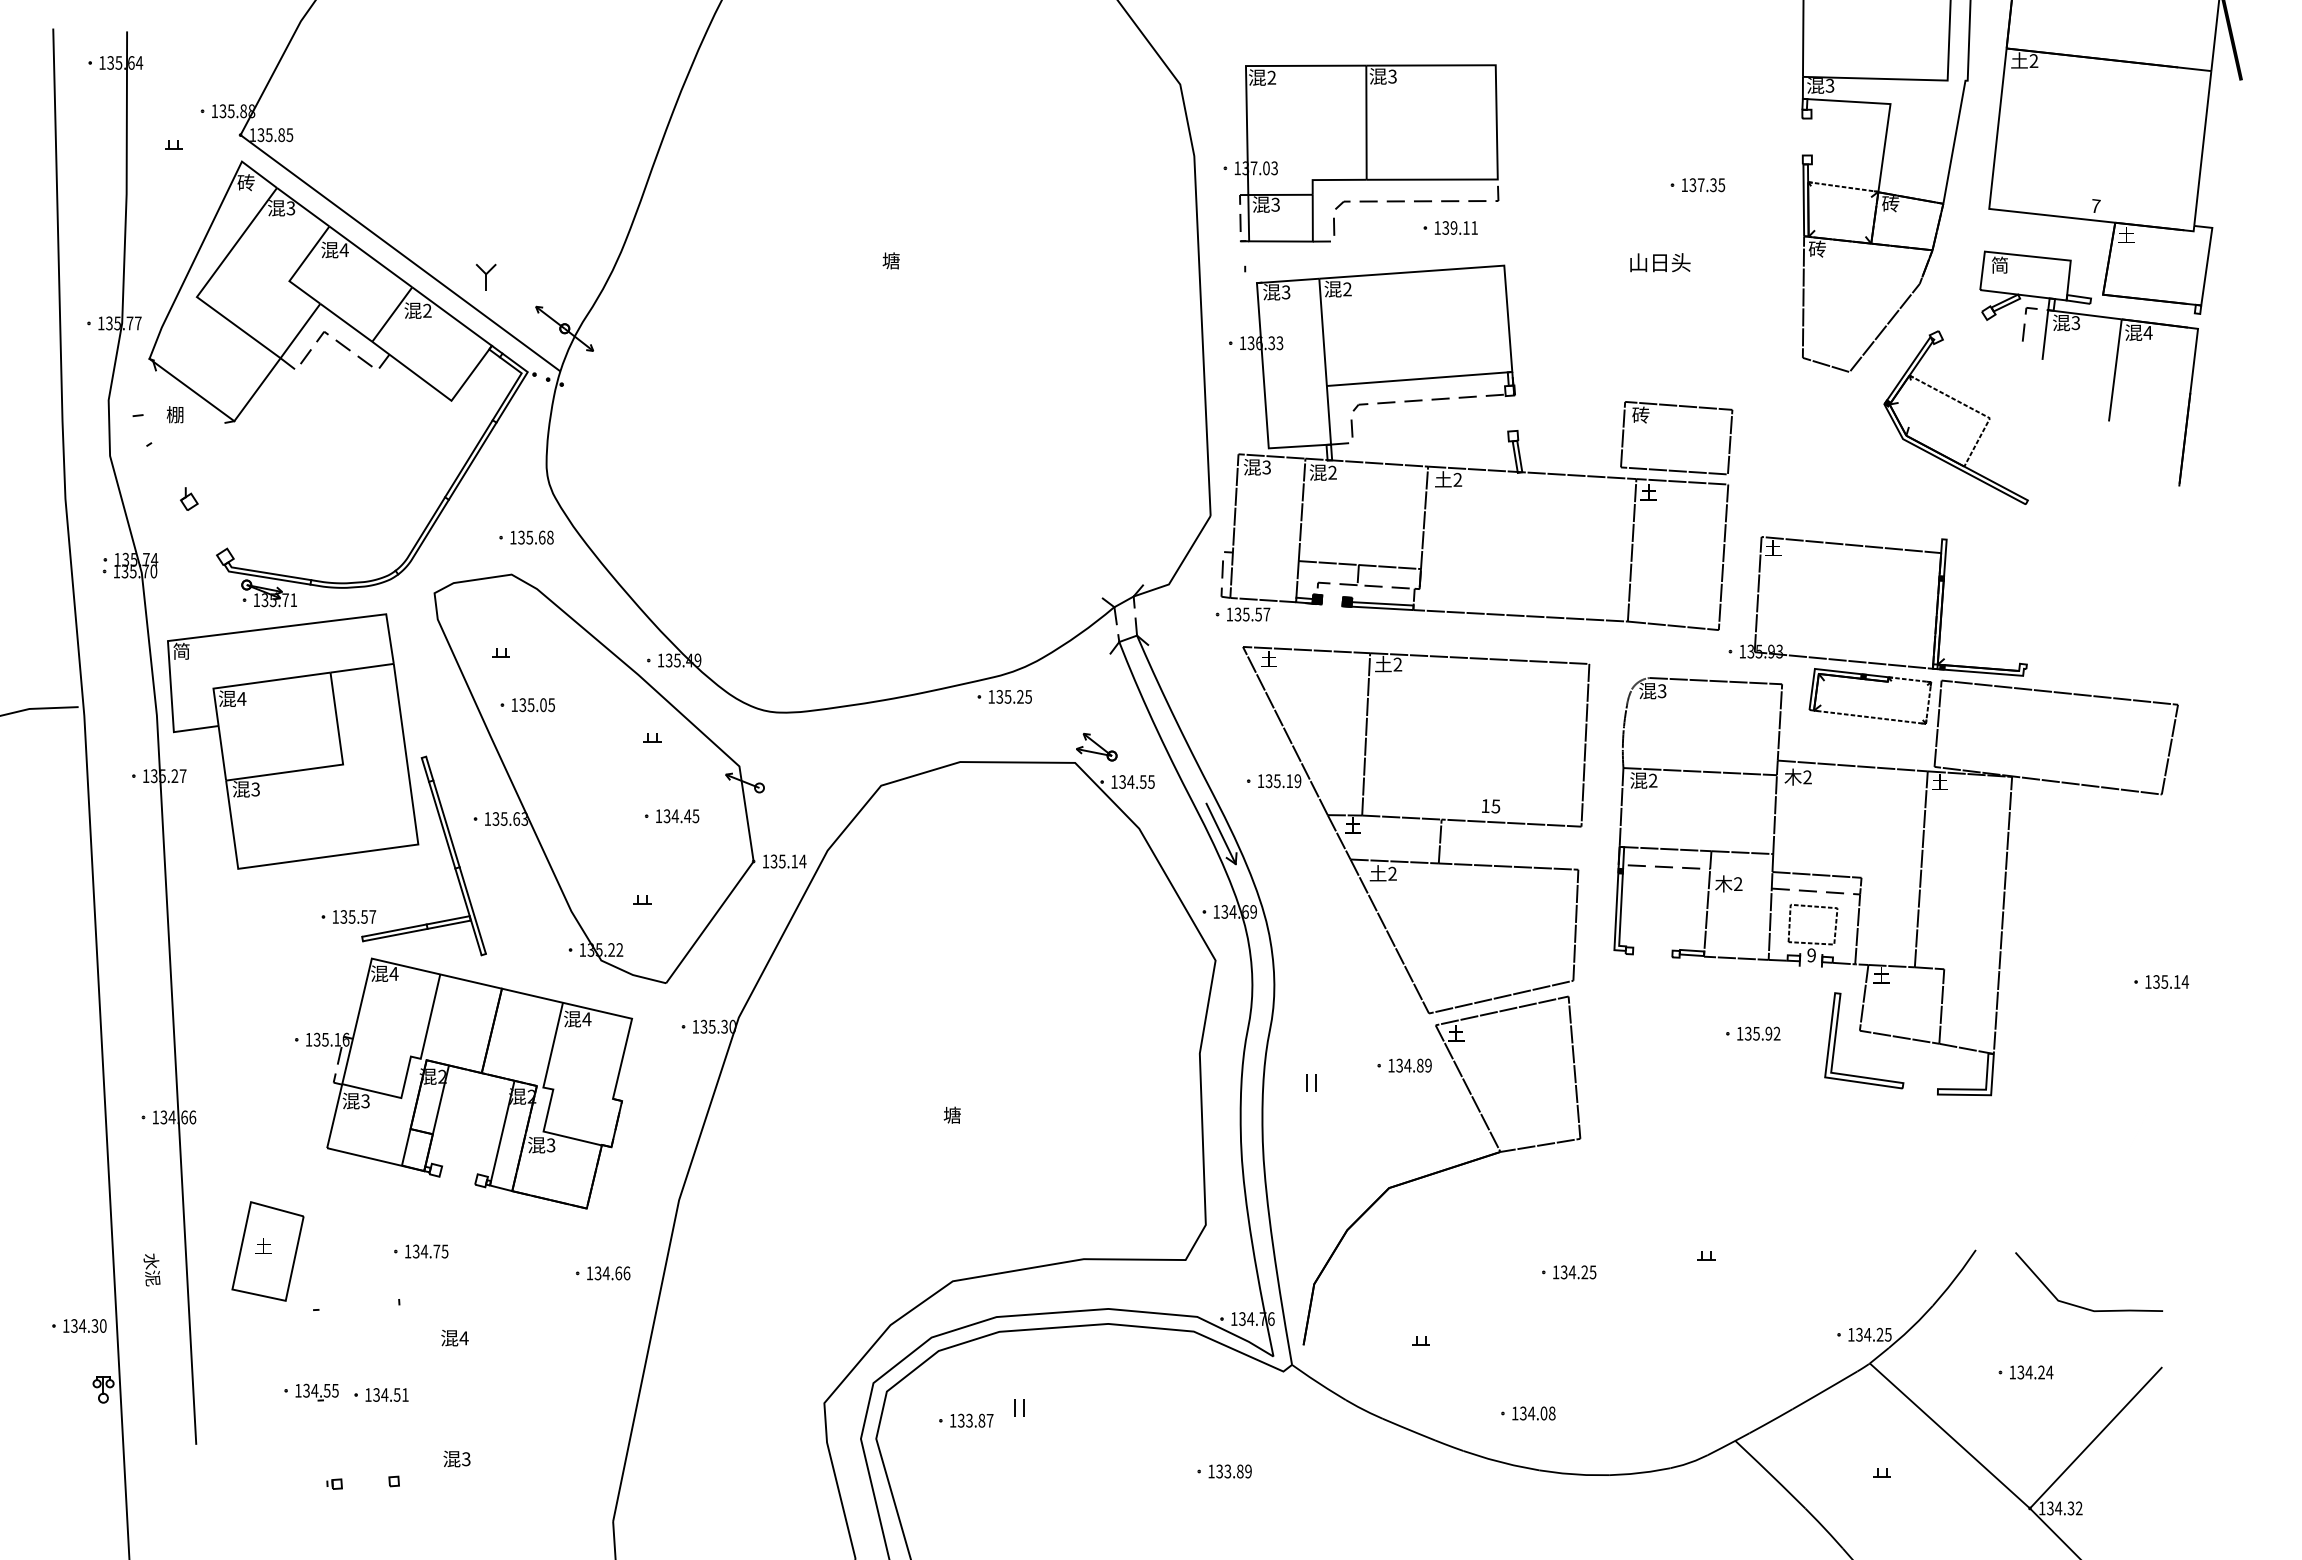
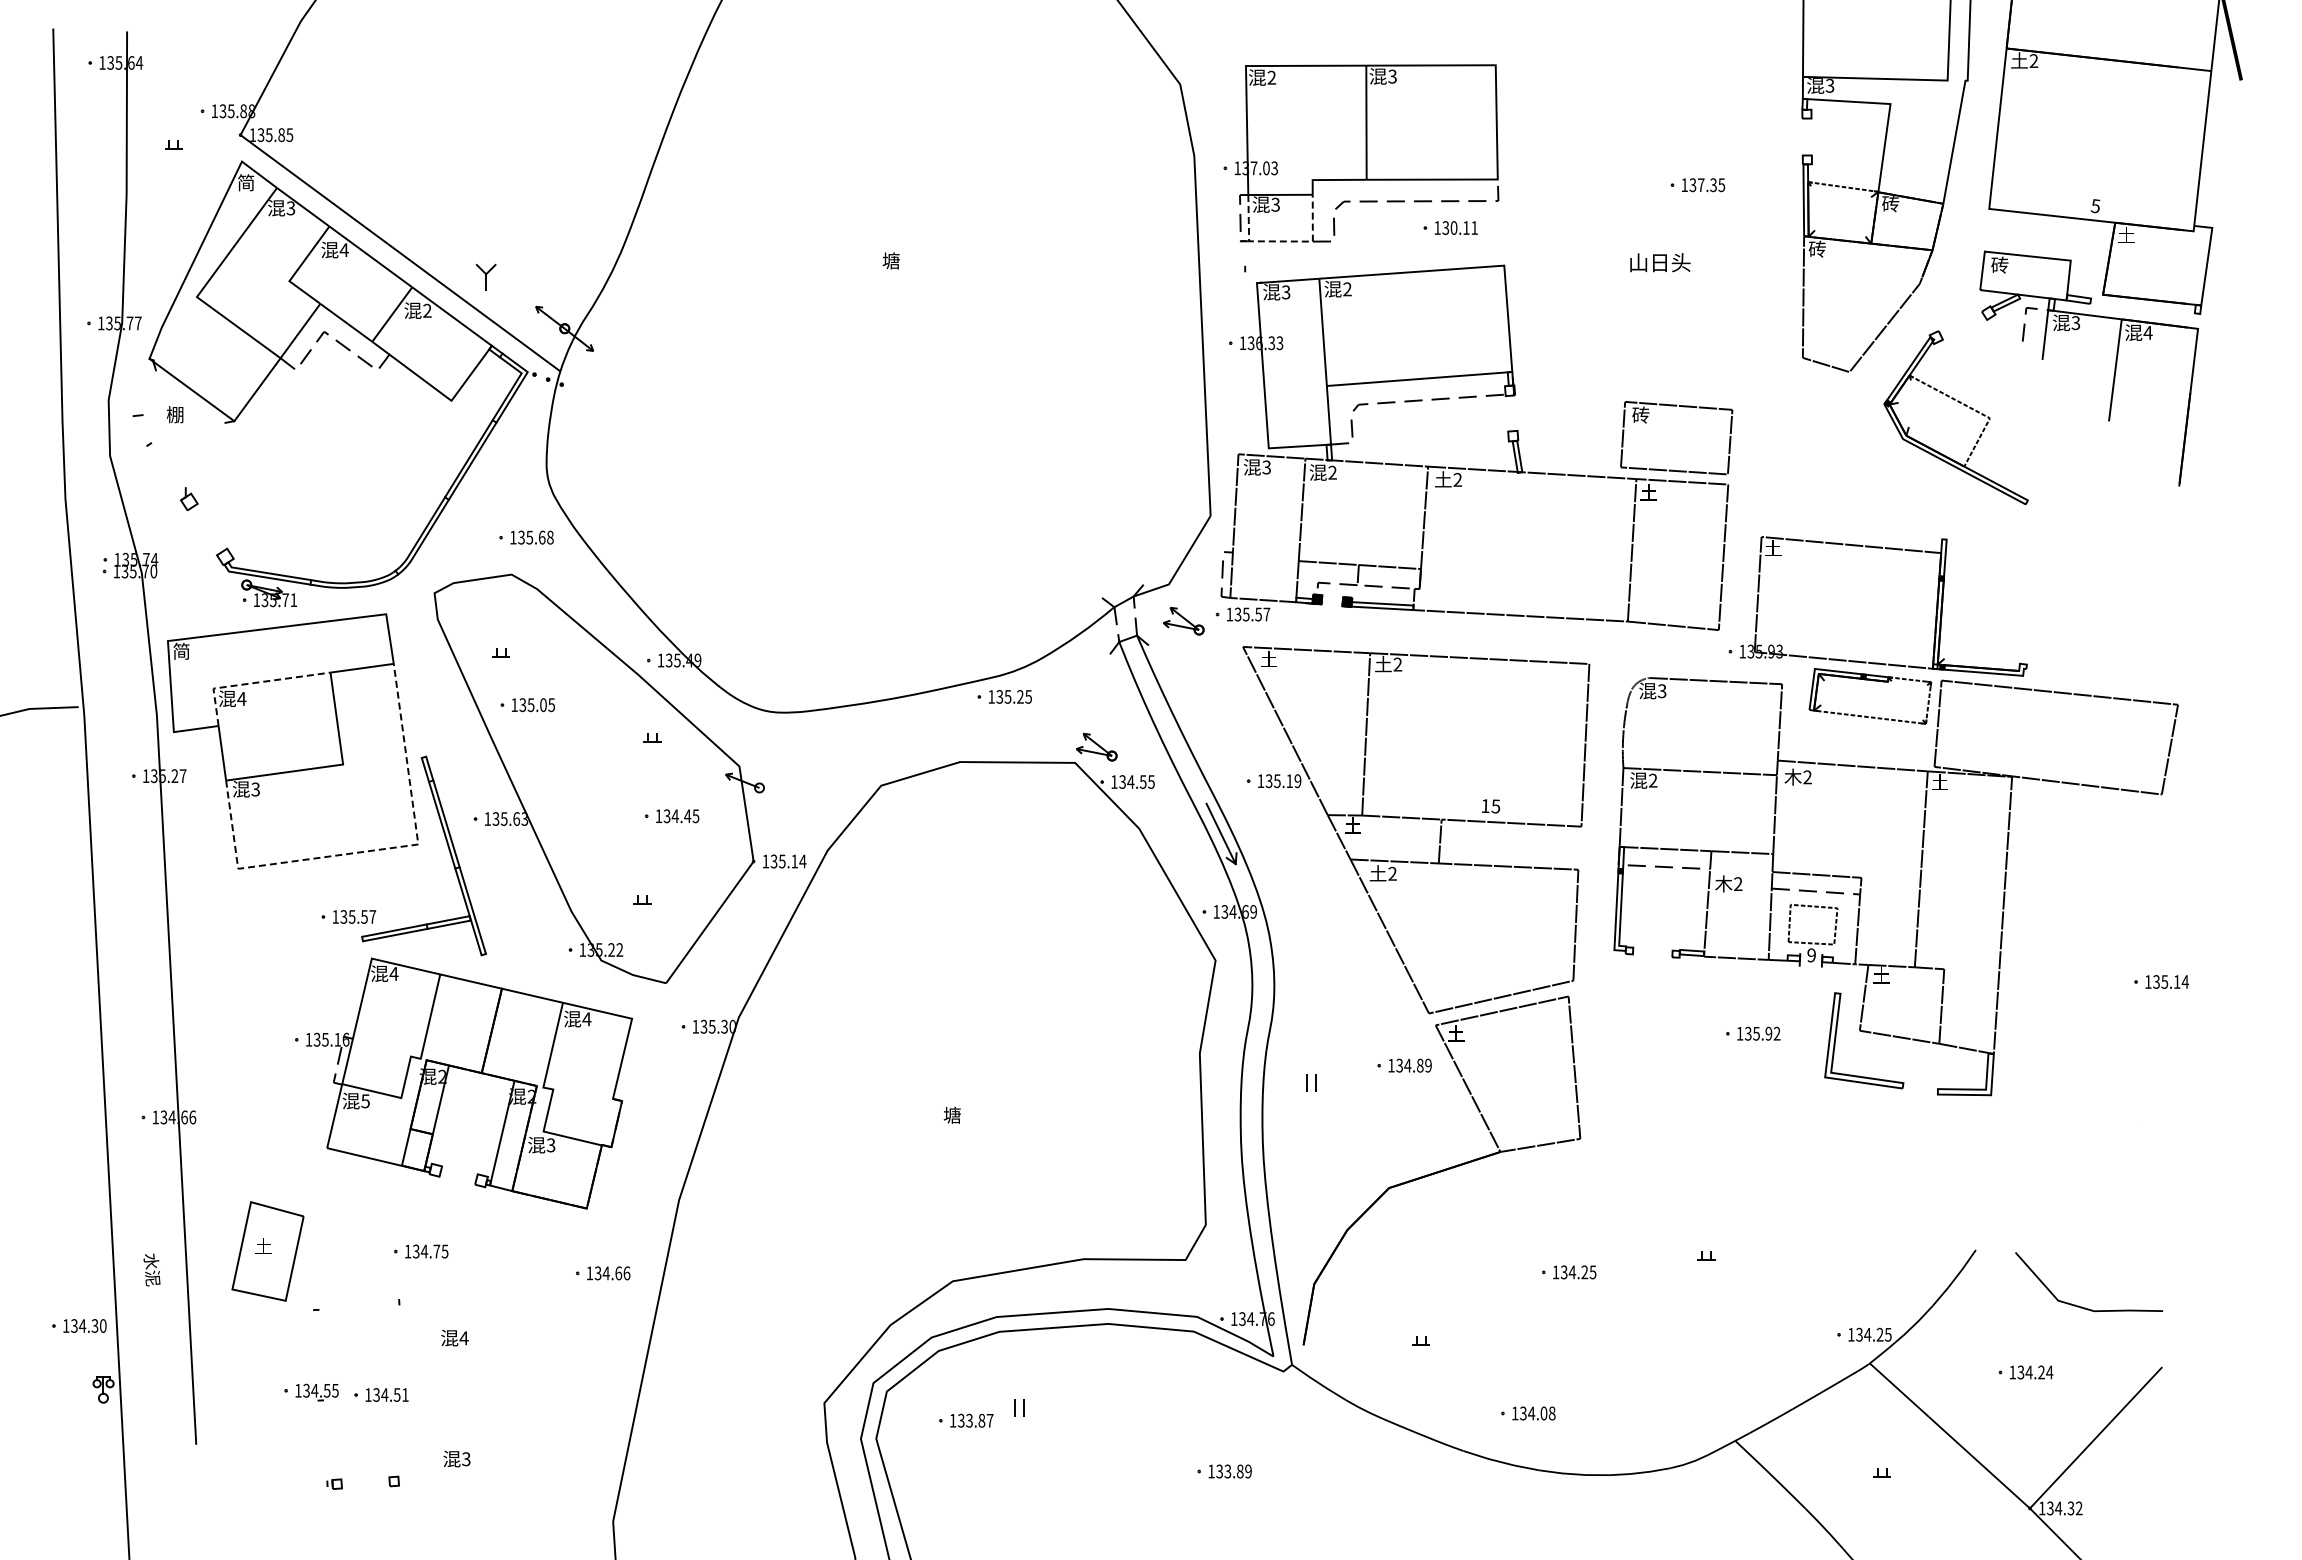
text: 砖 -> 简 (245, 182)
text: 7 -> 5 (2095, 206)
text: 139.11 -> 130.11 (1453, 227)
line: solid -> dashed (1281, 241)
text: 简 -> 砖 (1999, 264)
part: none -> present (1183, 621)
line: solid -> dashed (252, 683)
line: solid -> dashed (374, 850)
text: 3 -> 5 (365, 1100)
